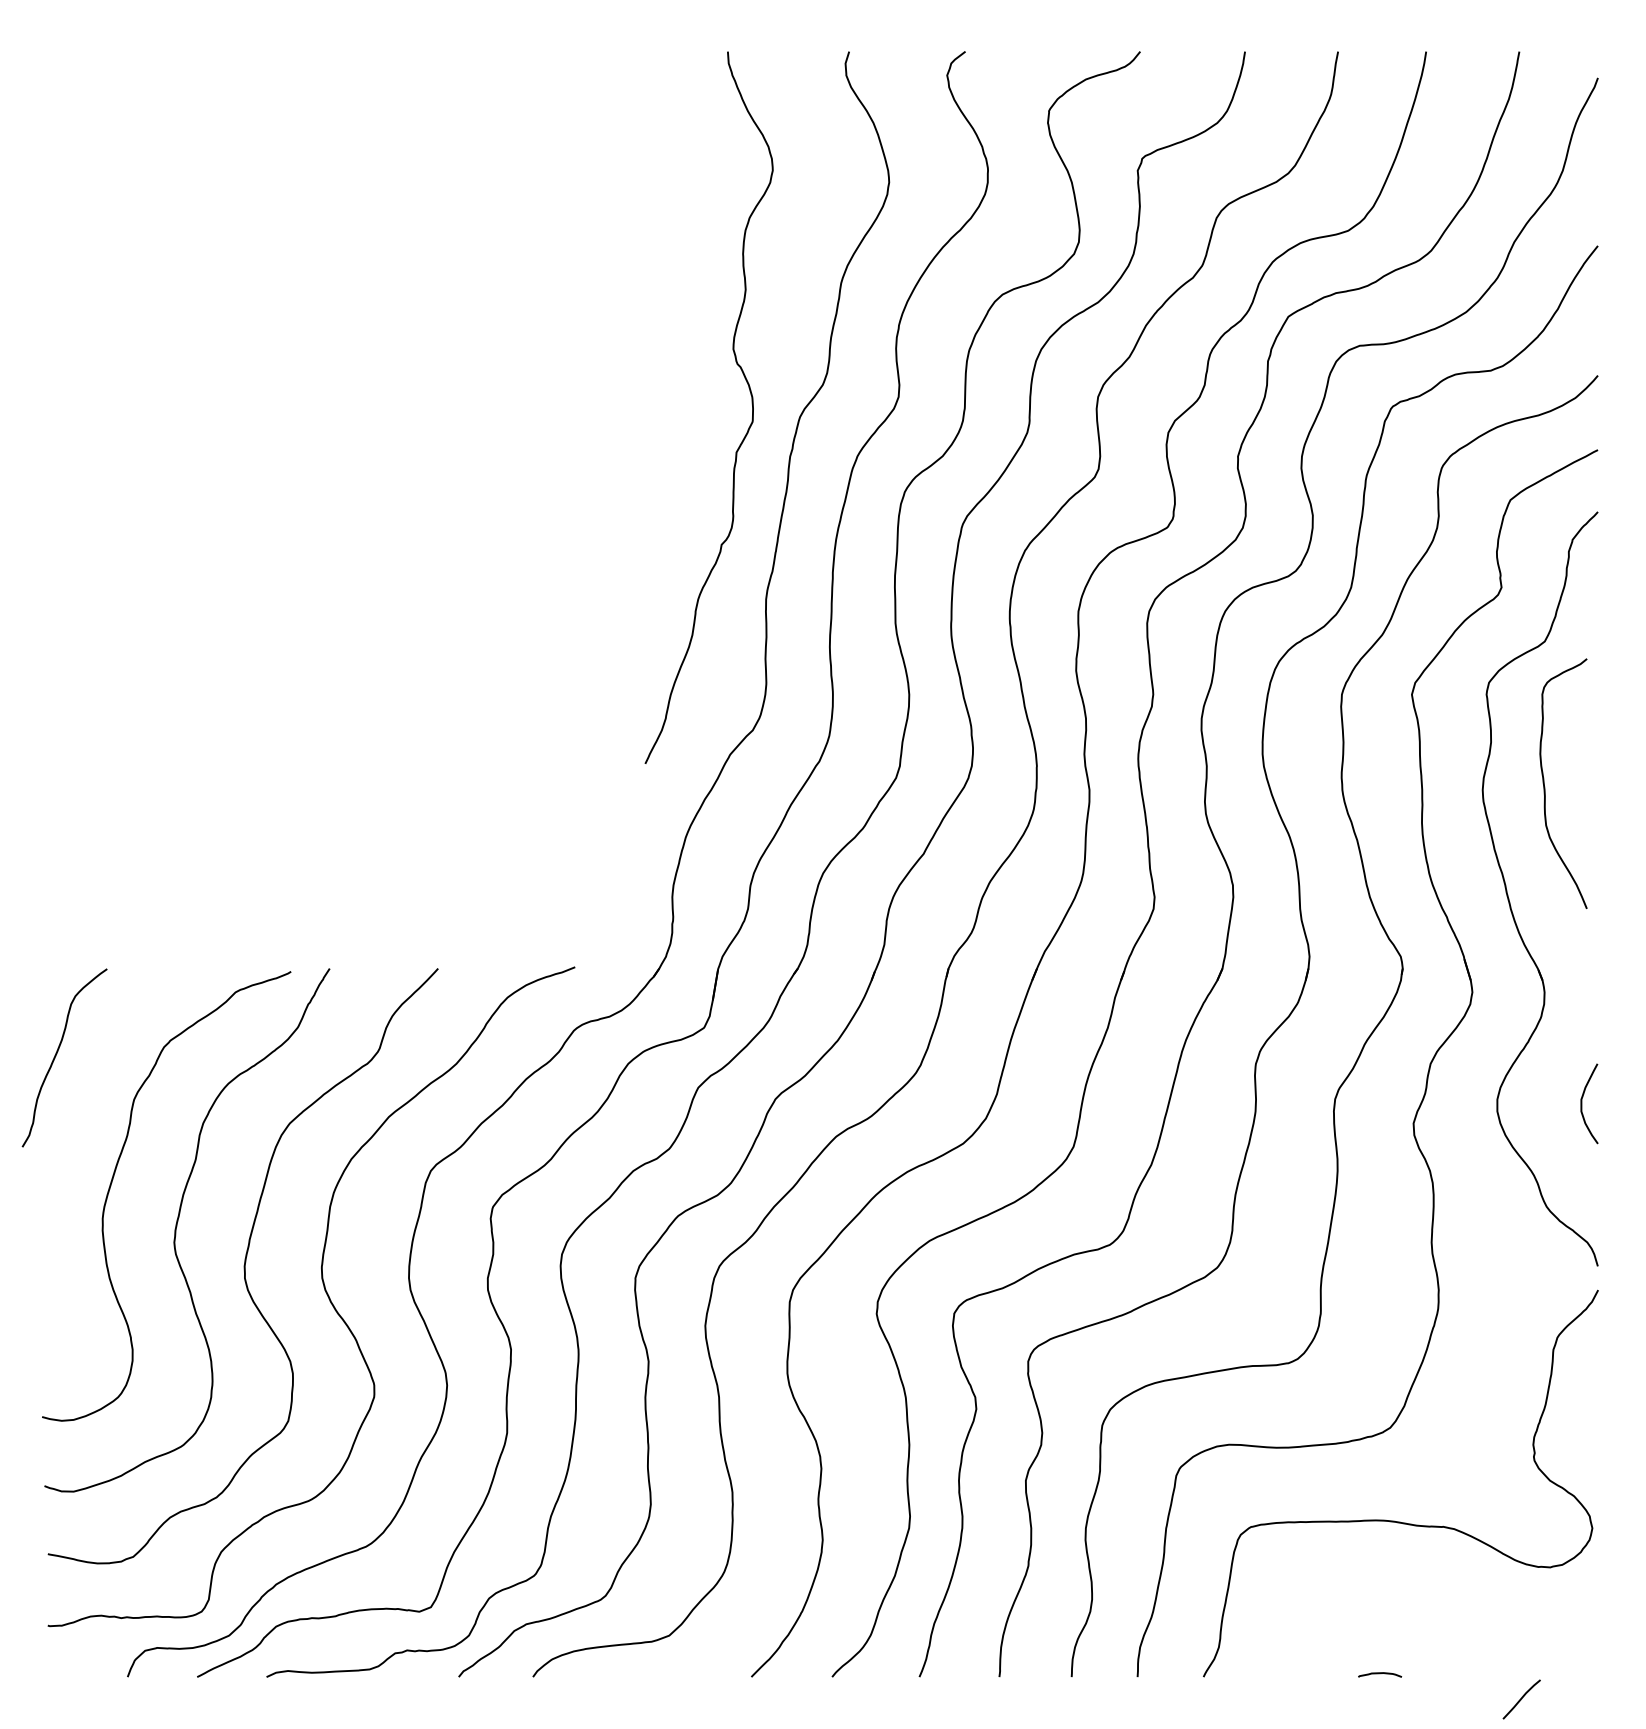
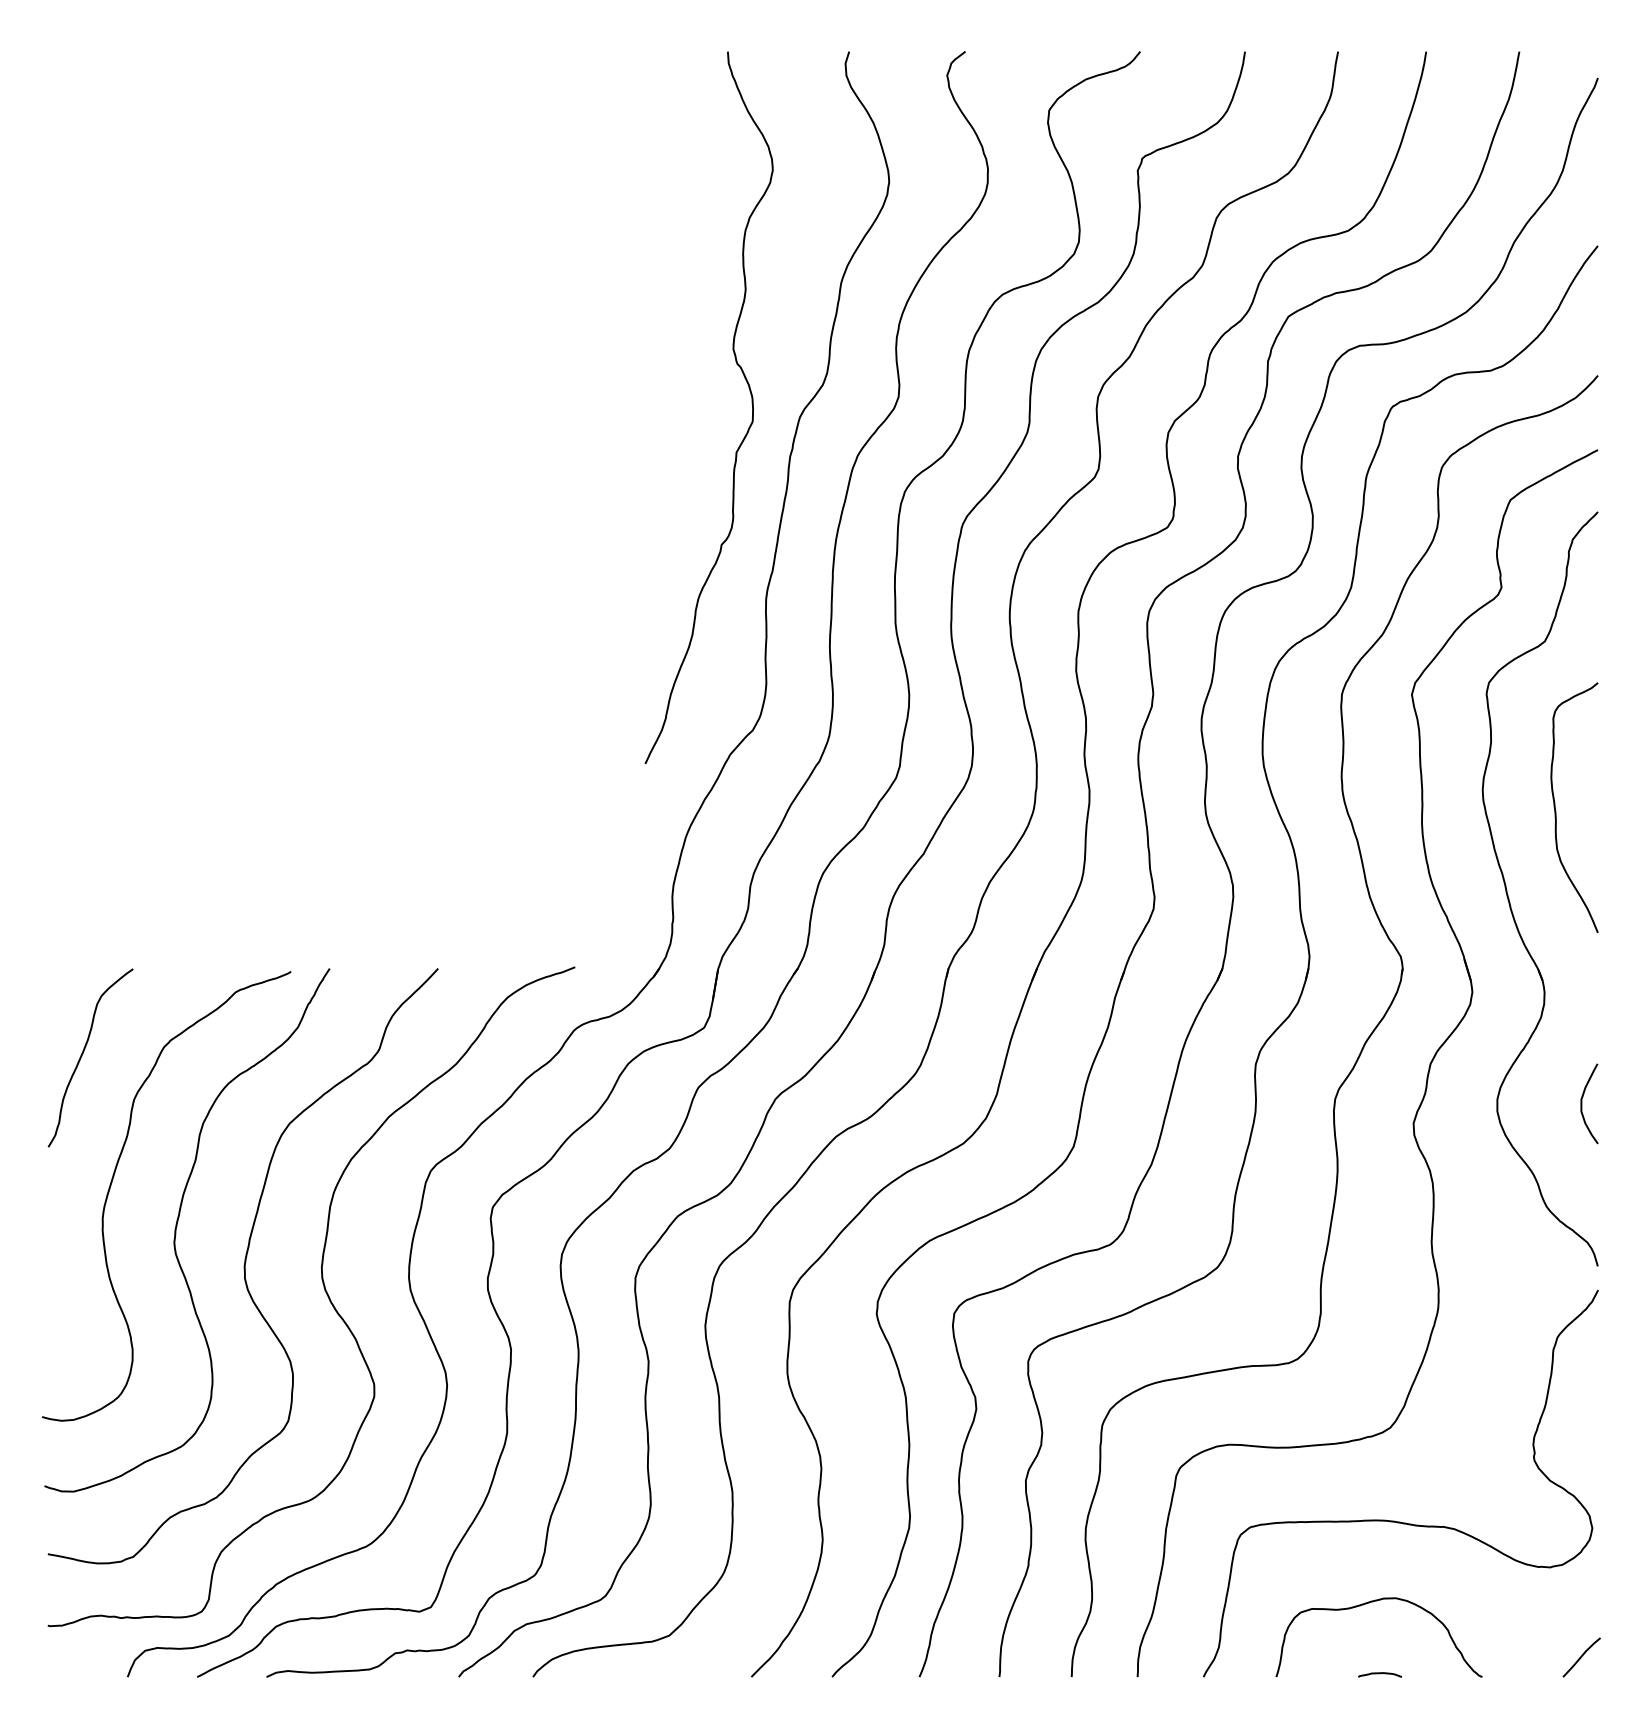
curve position: (1545, 786) -> (1556, 810) (1556, 810)
curve position: (57, 1054) -> (83, 1054) (83, 1054)
curve: none -> present (1366, 1604)
curve position: (1521, 1699) -> (1581, 1657) (1581, 1657)
